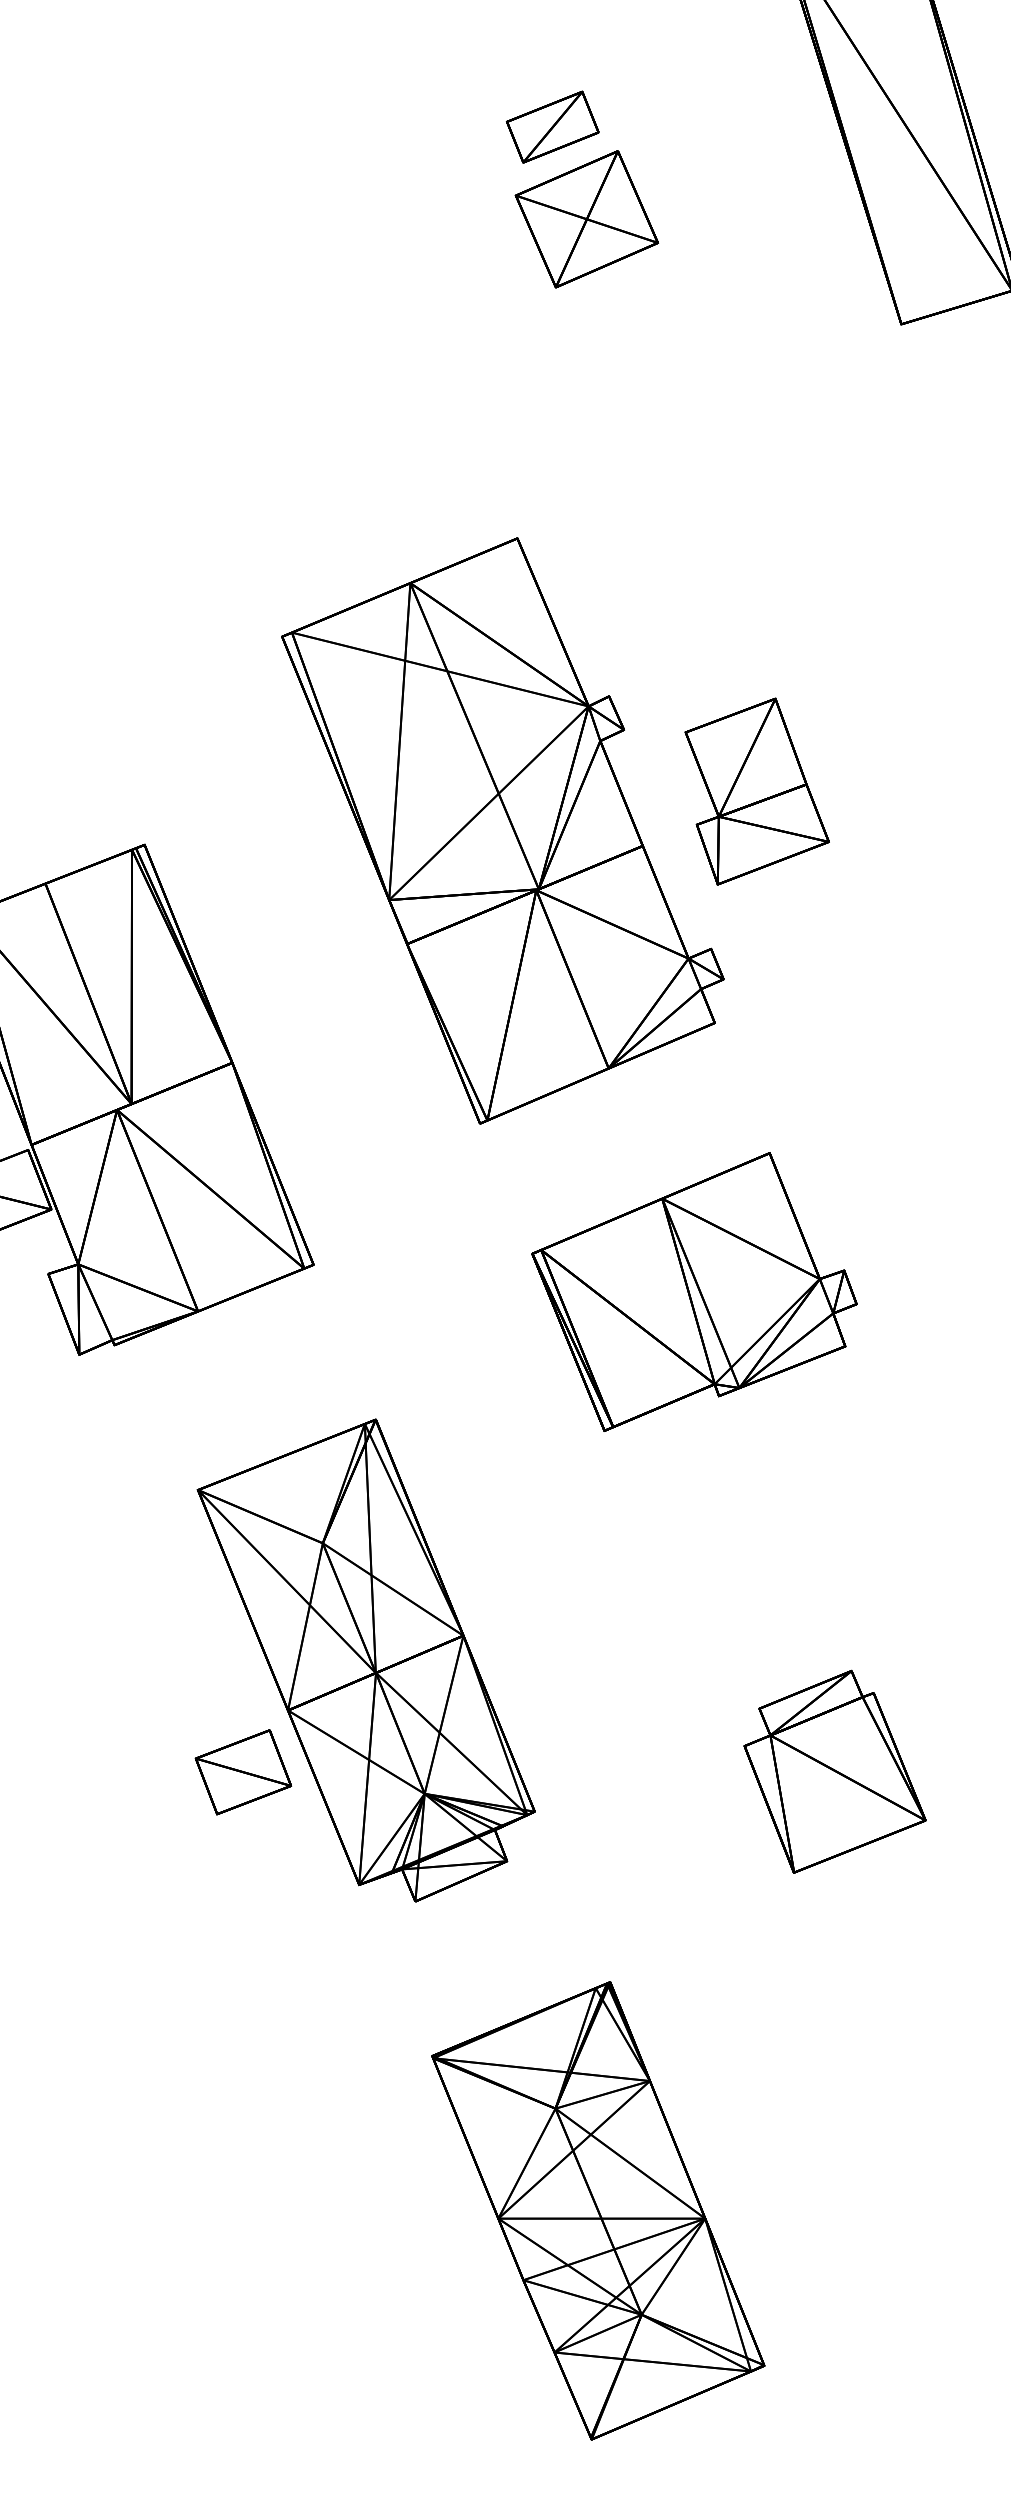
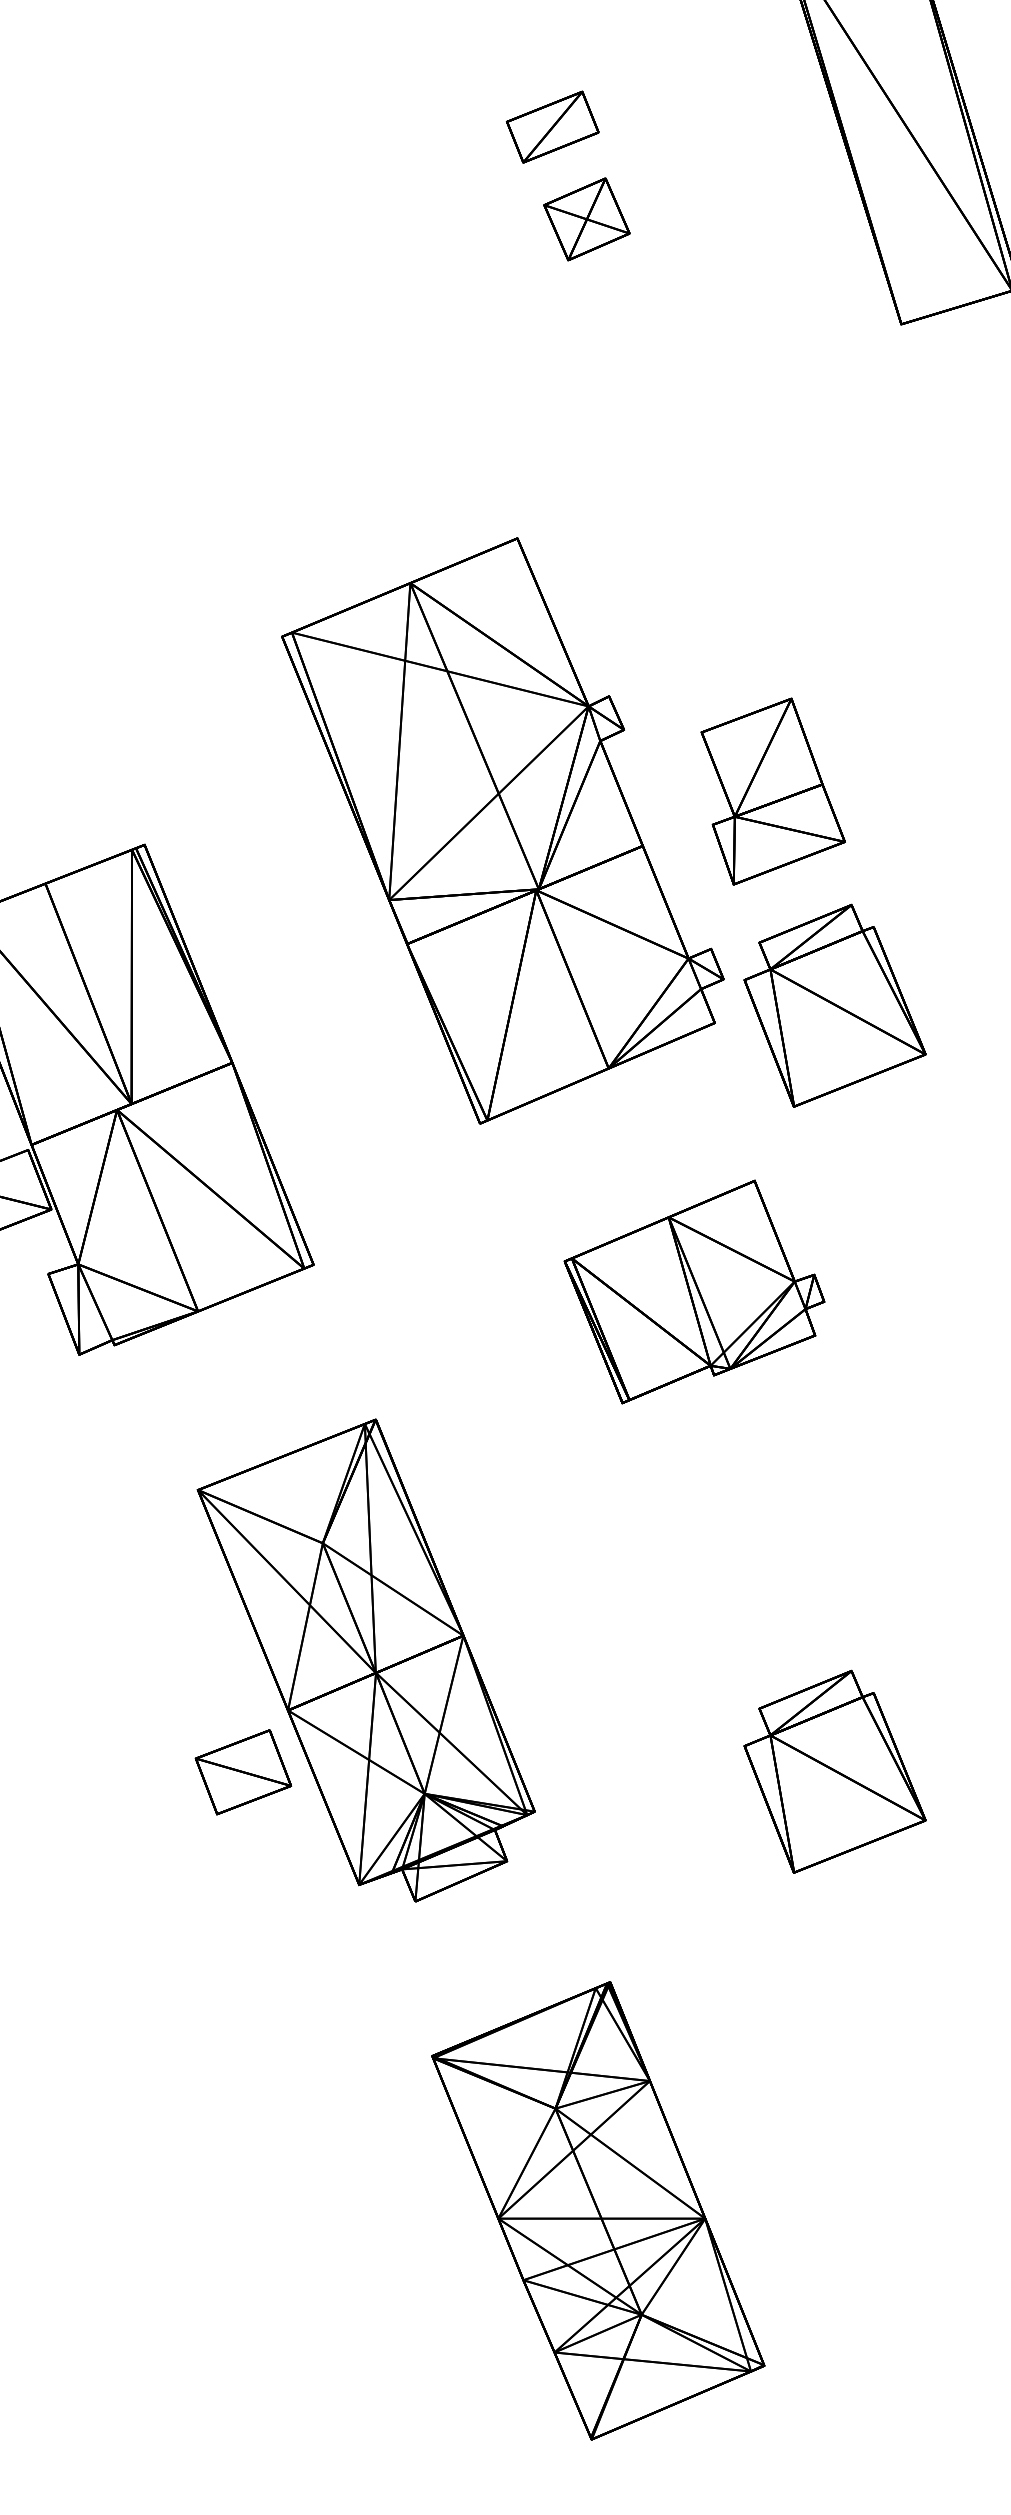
part size: 146x139 px -> 88x85 px (586, 219)
part position: (756, 791) -> (772, 791) (772, 791)
part: none -> present (834, 1005)
part size: 327x280 px -> 263x226 px (694, 1291)
